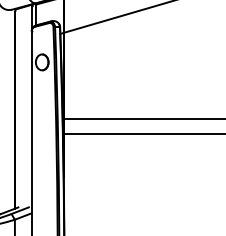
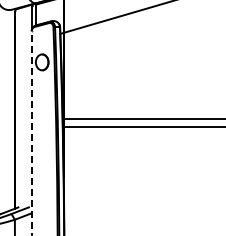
line: solid -> dashed (31, 133)
line position: (142, 133) -> (142, 126) (142, 126)
